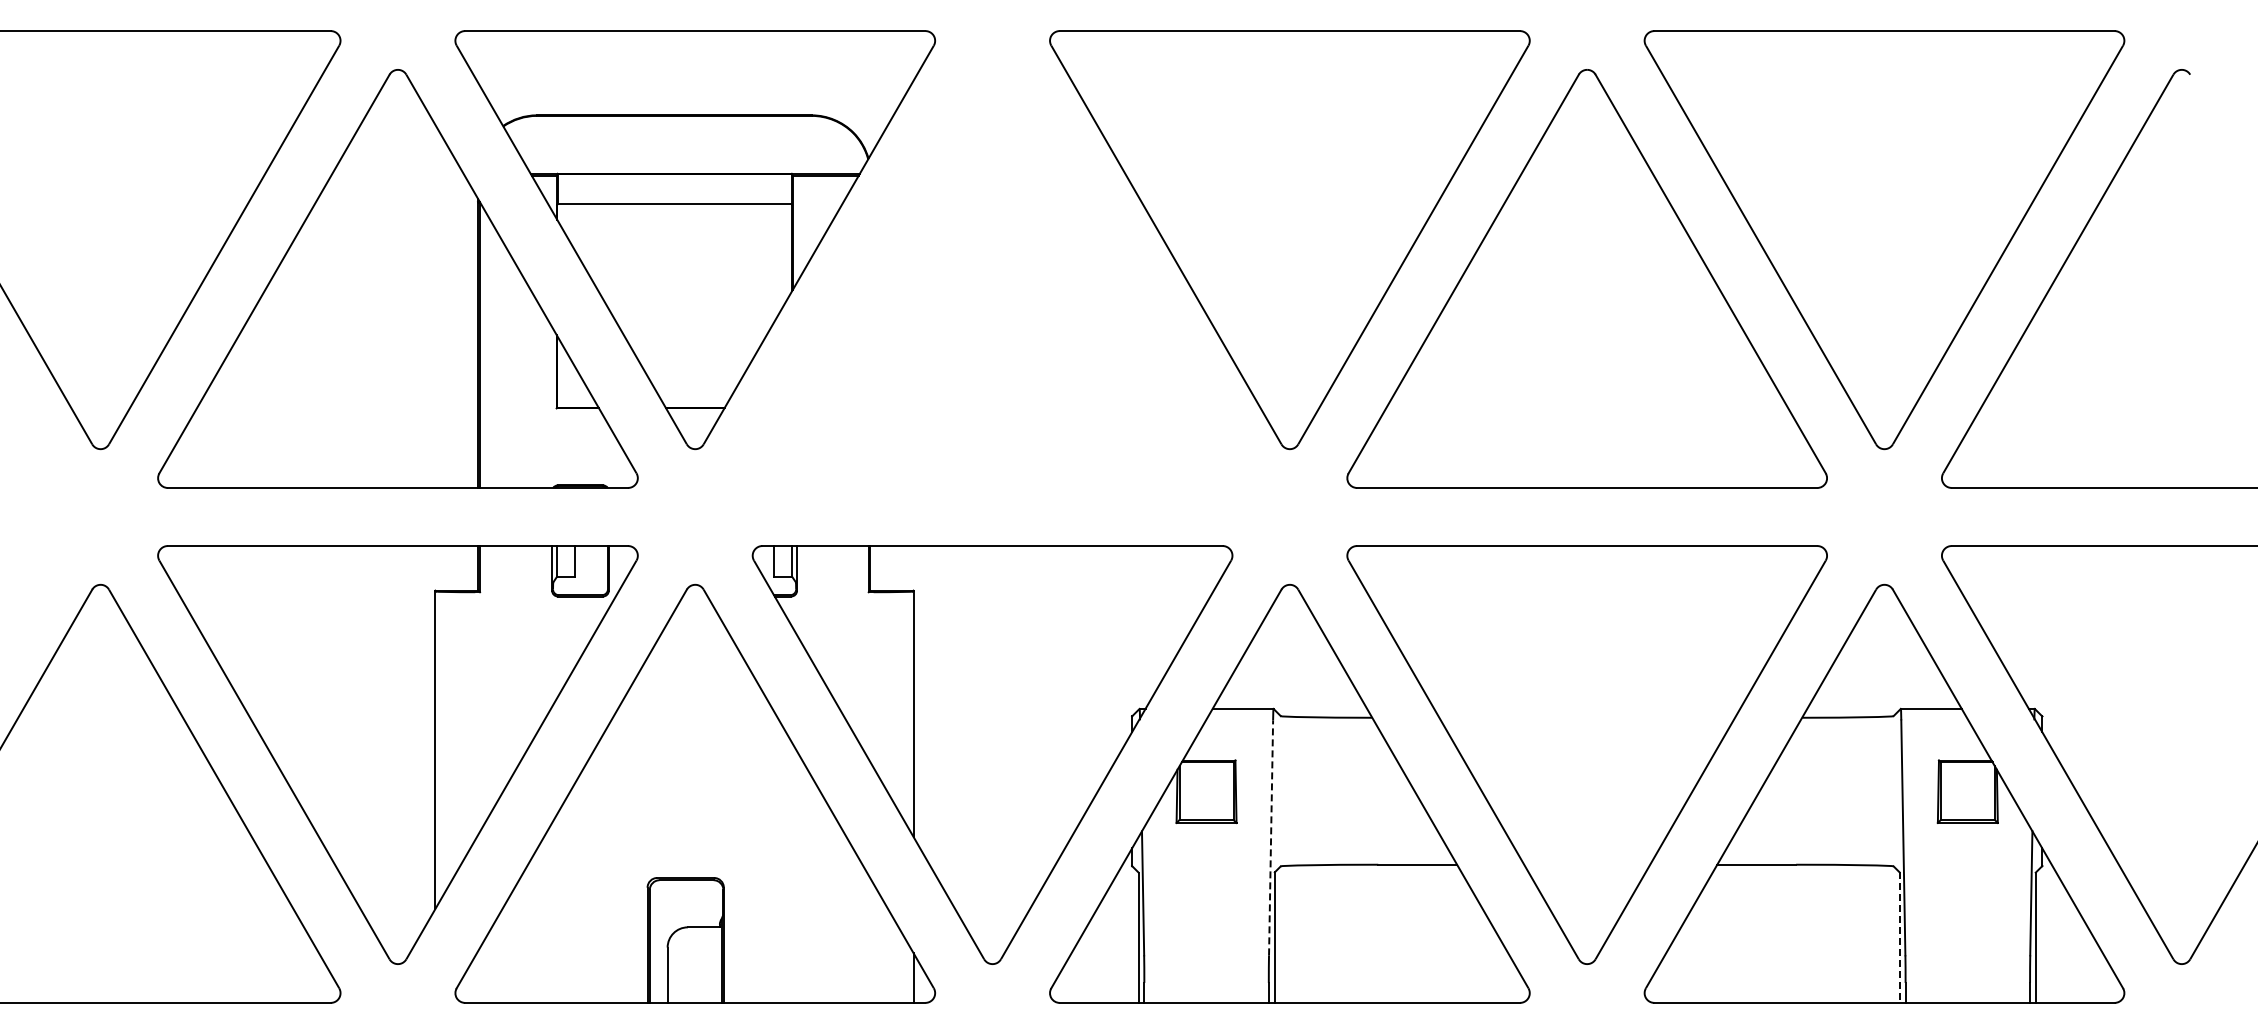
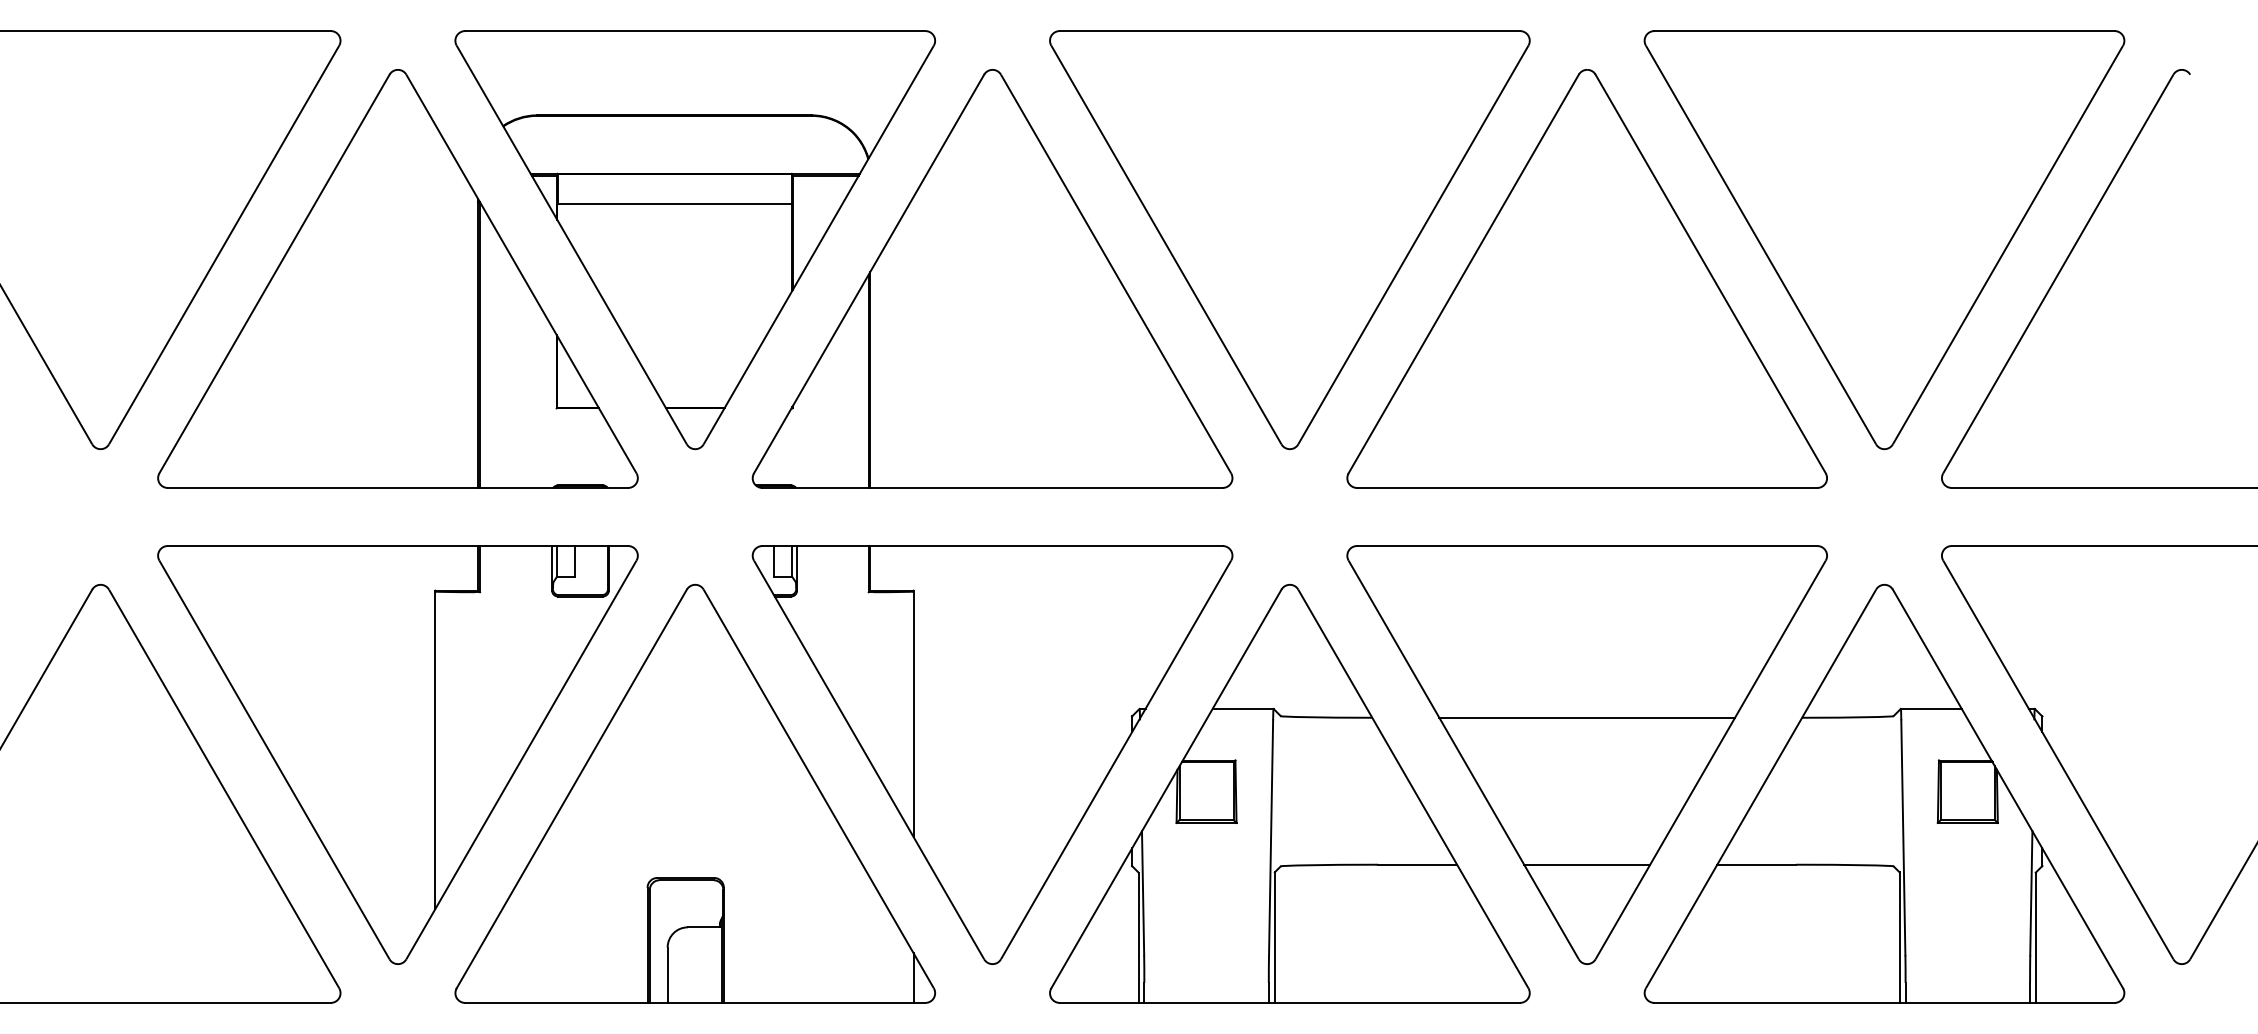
part: none -> present (992, 278)
line: none -> present (1587, 717)
line: dashed -> solid (1271, 837)
line: none -> present (1587, 864)
line: dashed -> solid (1899, 938)
